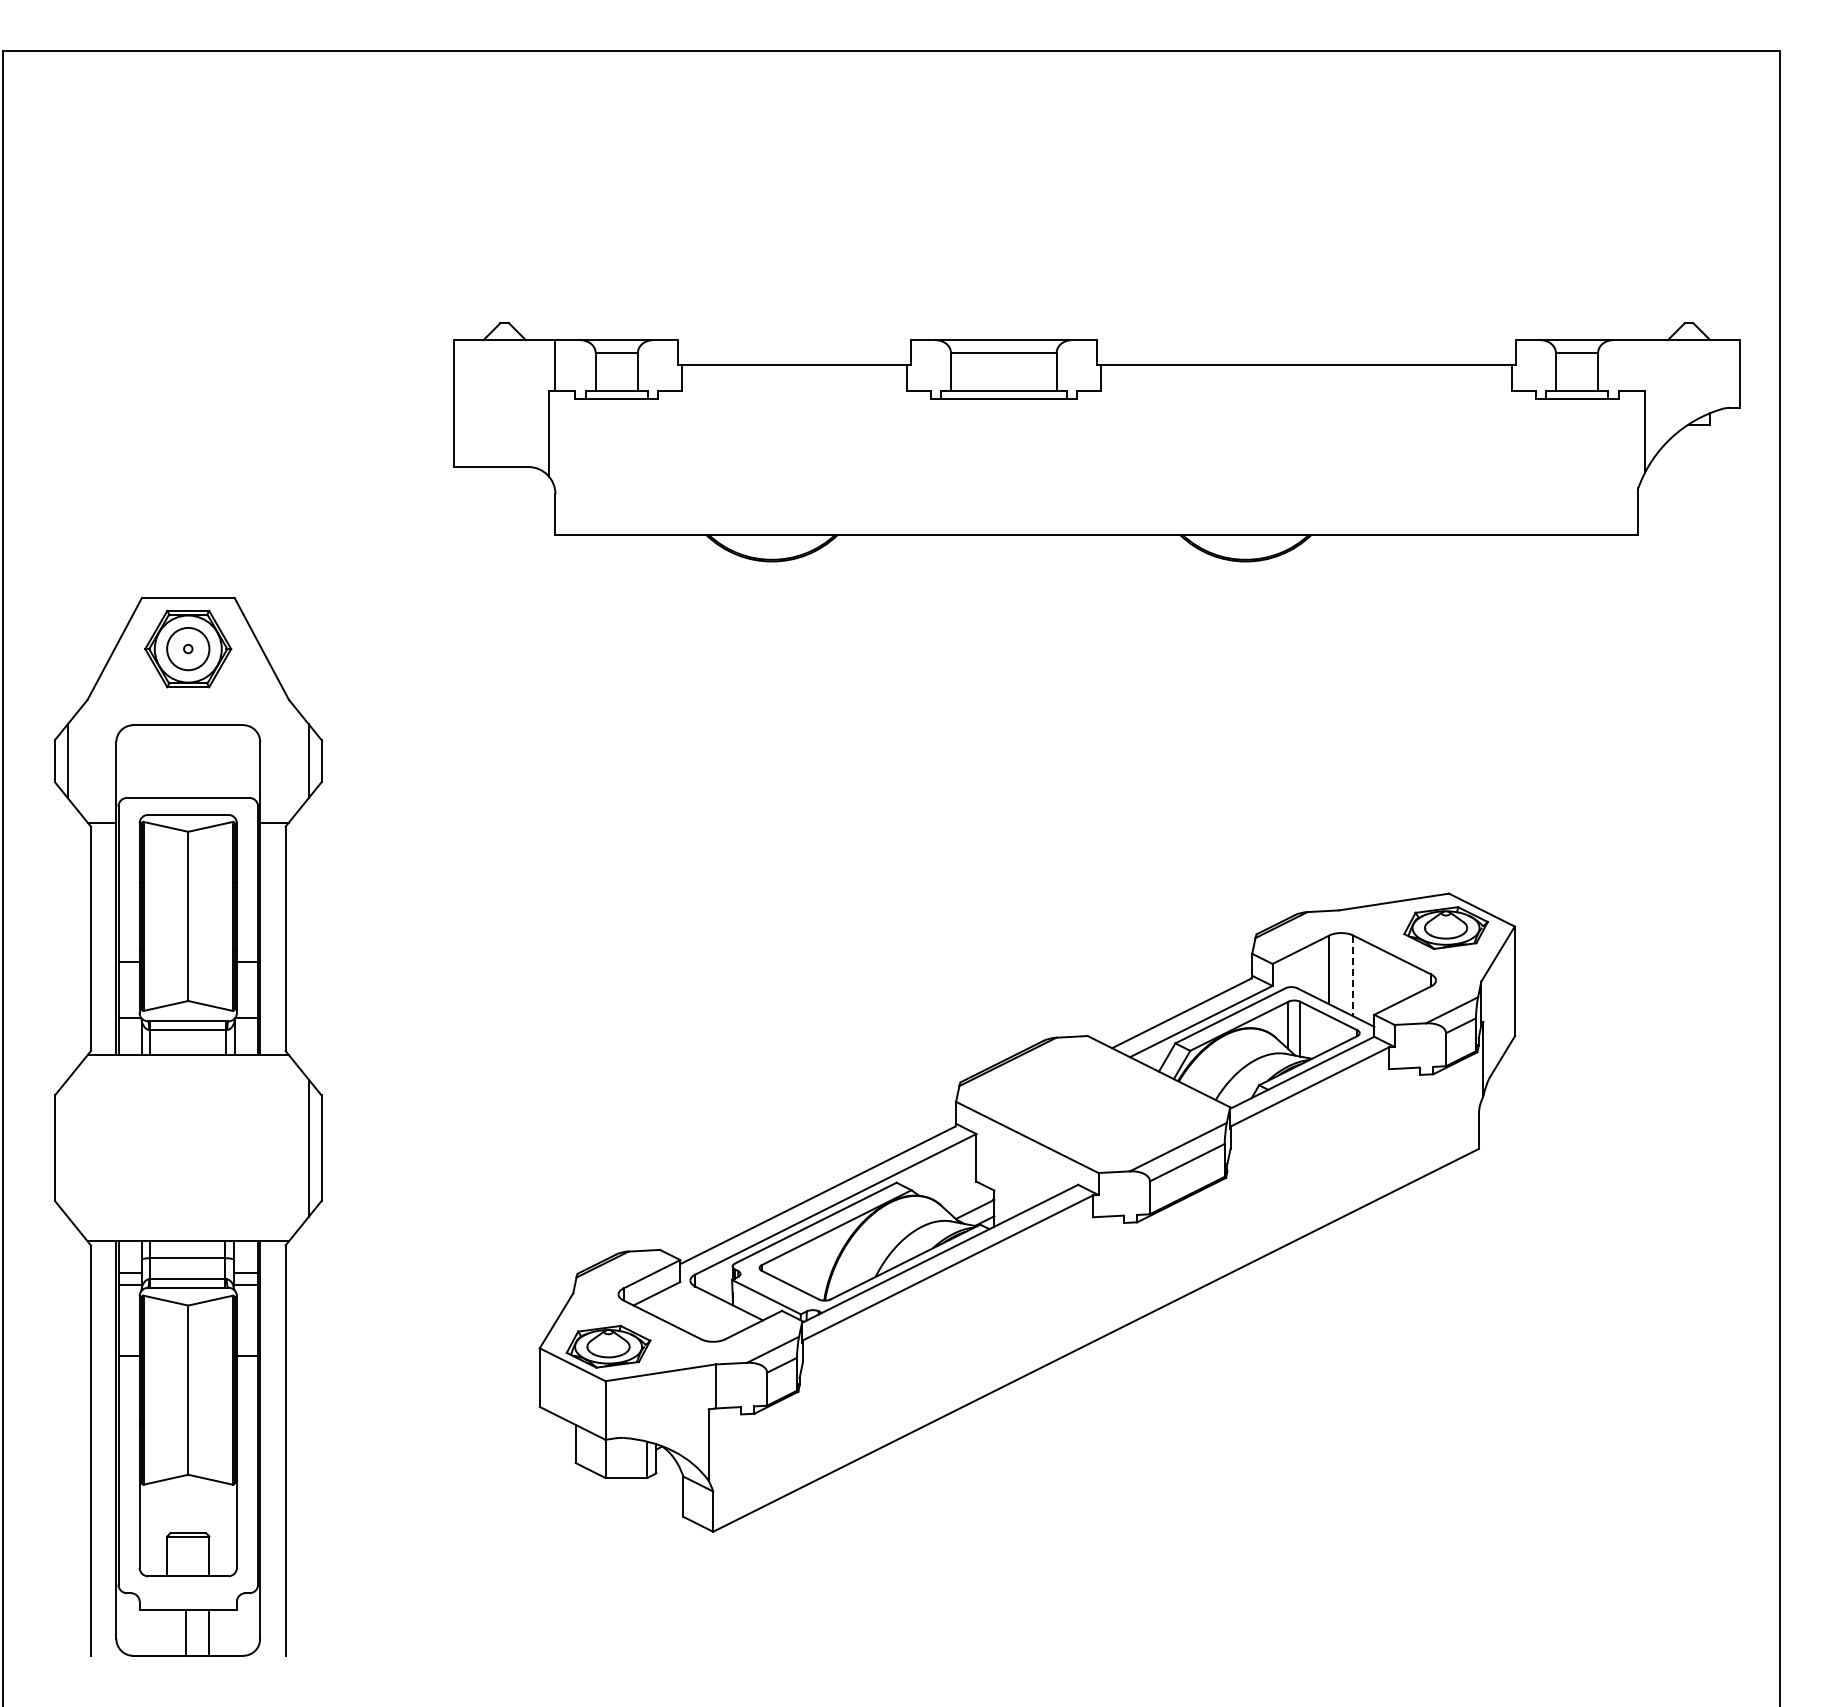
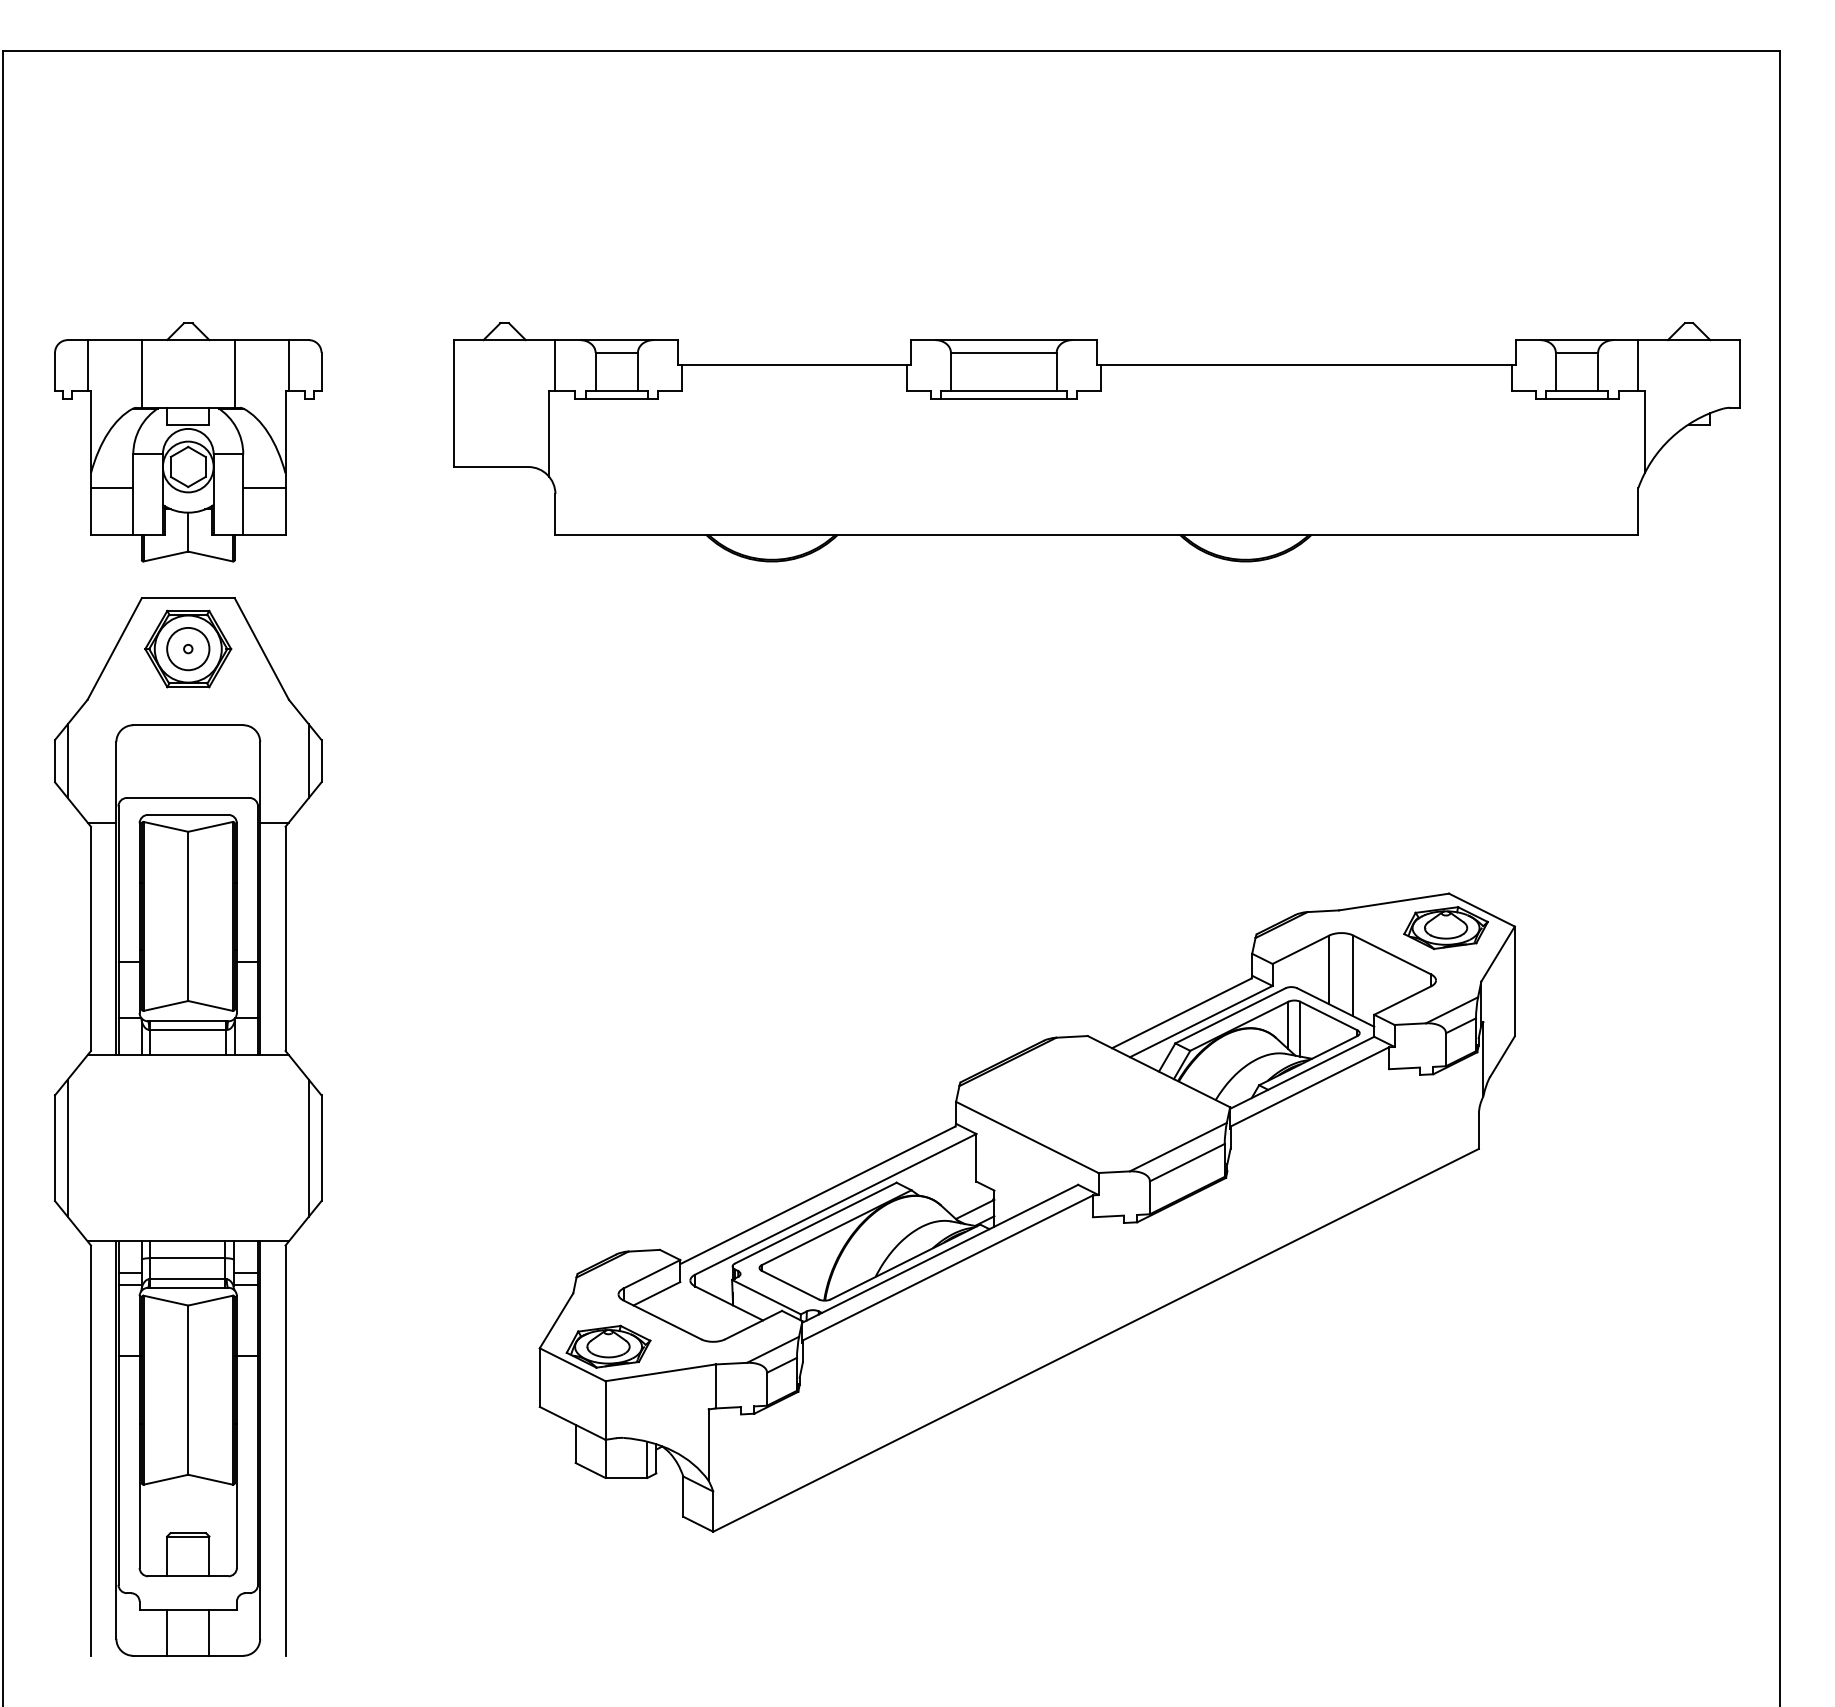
line: none -> present (1638, 365)
part: none -> present (188, 442)
line: dashed -> solid (1353, 976)
line: none -> present (67, 1147)
line position: (186, 1632) -> (167, 1632) (167, 1632)
